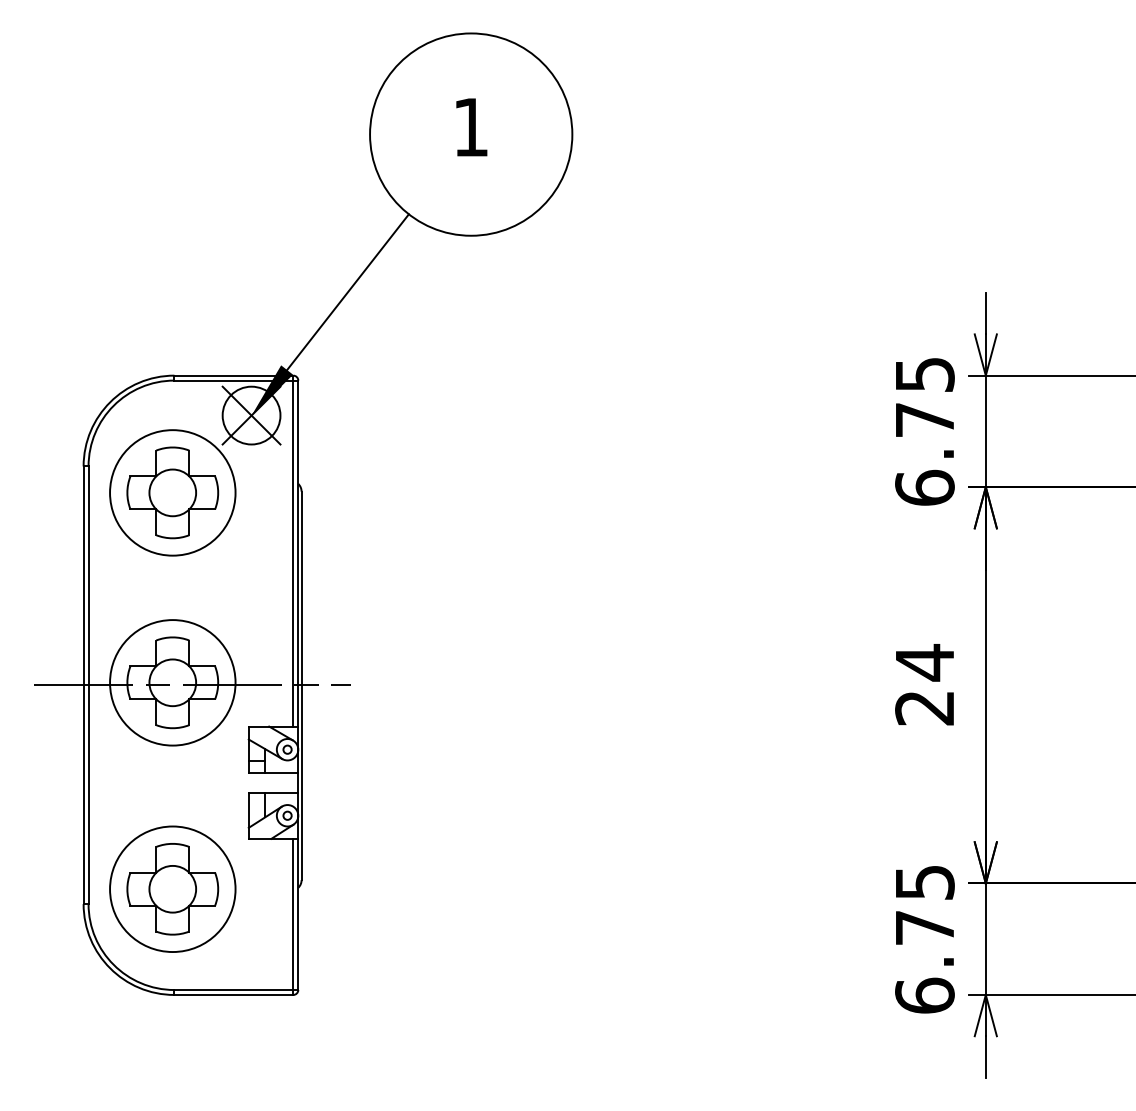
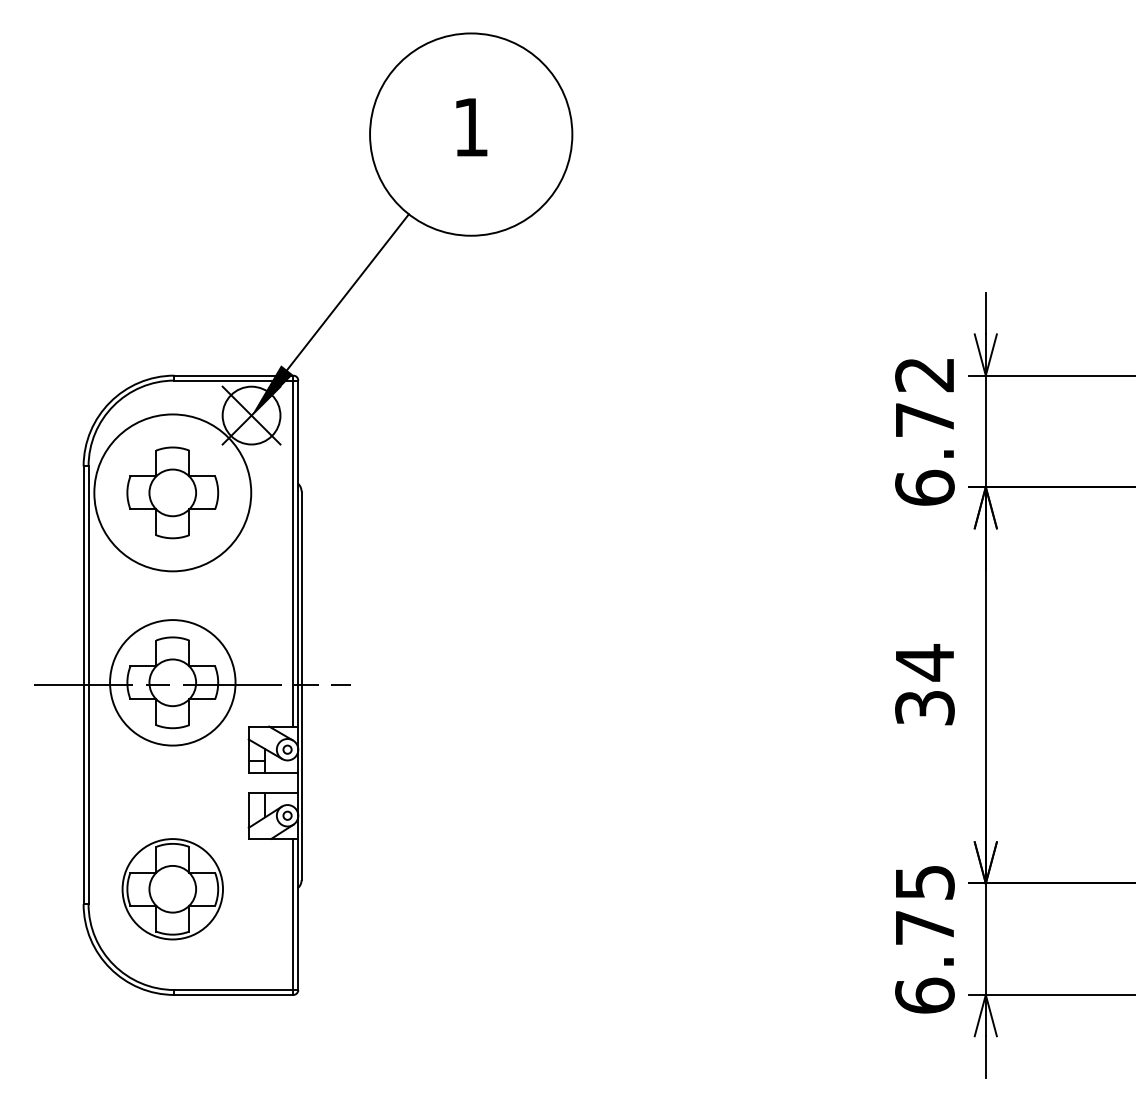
text: 6.75 -> 6.72 (924, 375)
circle diameter: 126 px -> 157 px (172, 492)
text: 24 -> 34 (924, 708)
circle diameter: 126 px -> 100 px (172, 889)
